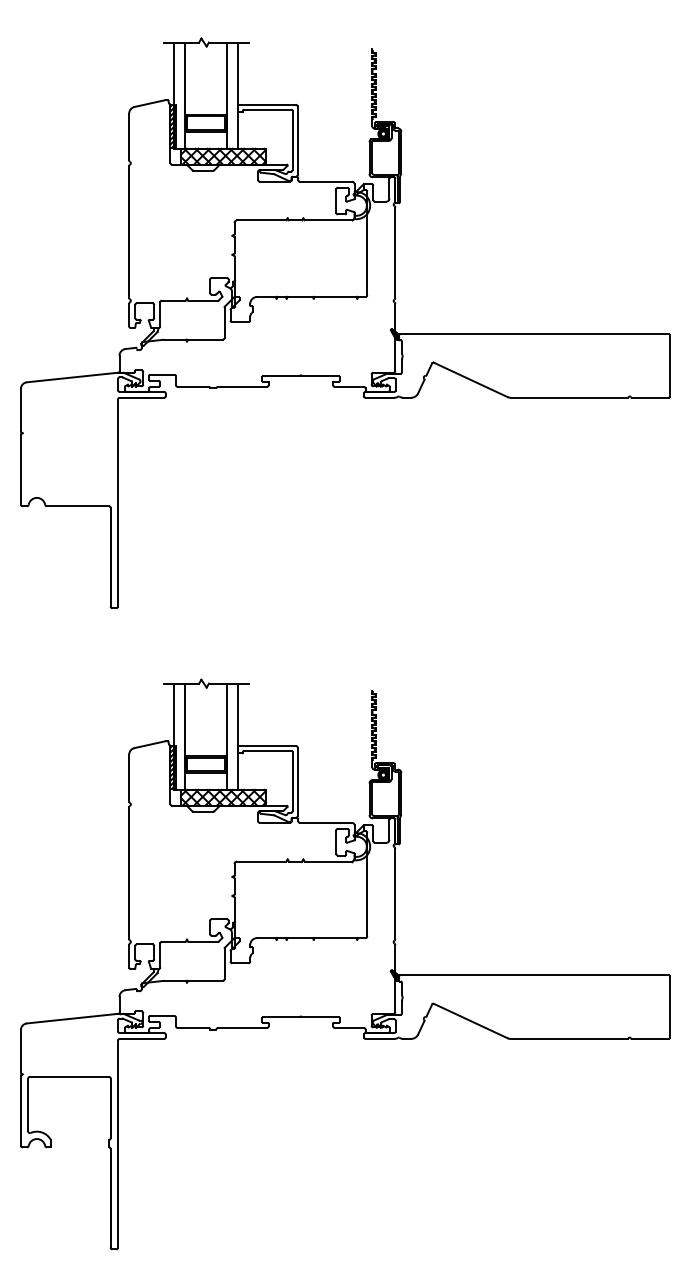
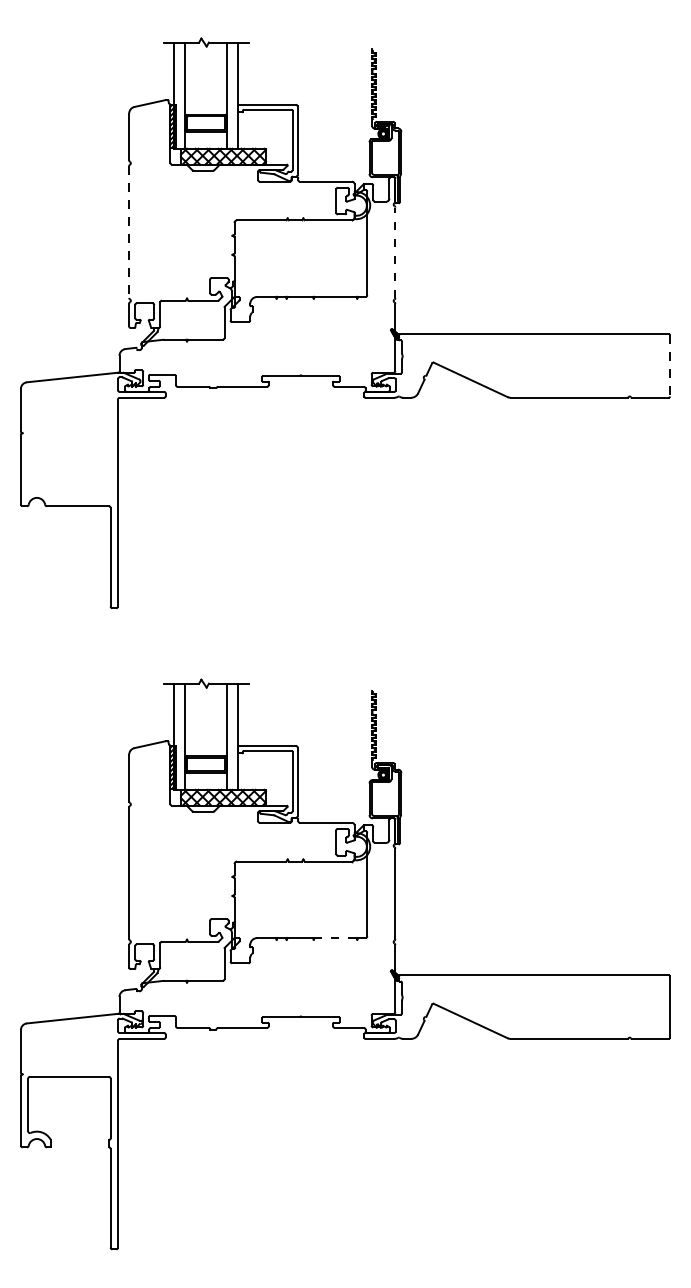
line: solid -> dashed (129, 232)
line: solid -> dashed (395, 252)
line: solid -> dashed (670, 365)
line: solid -> dashed (335, 938)
